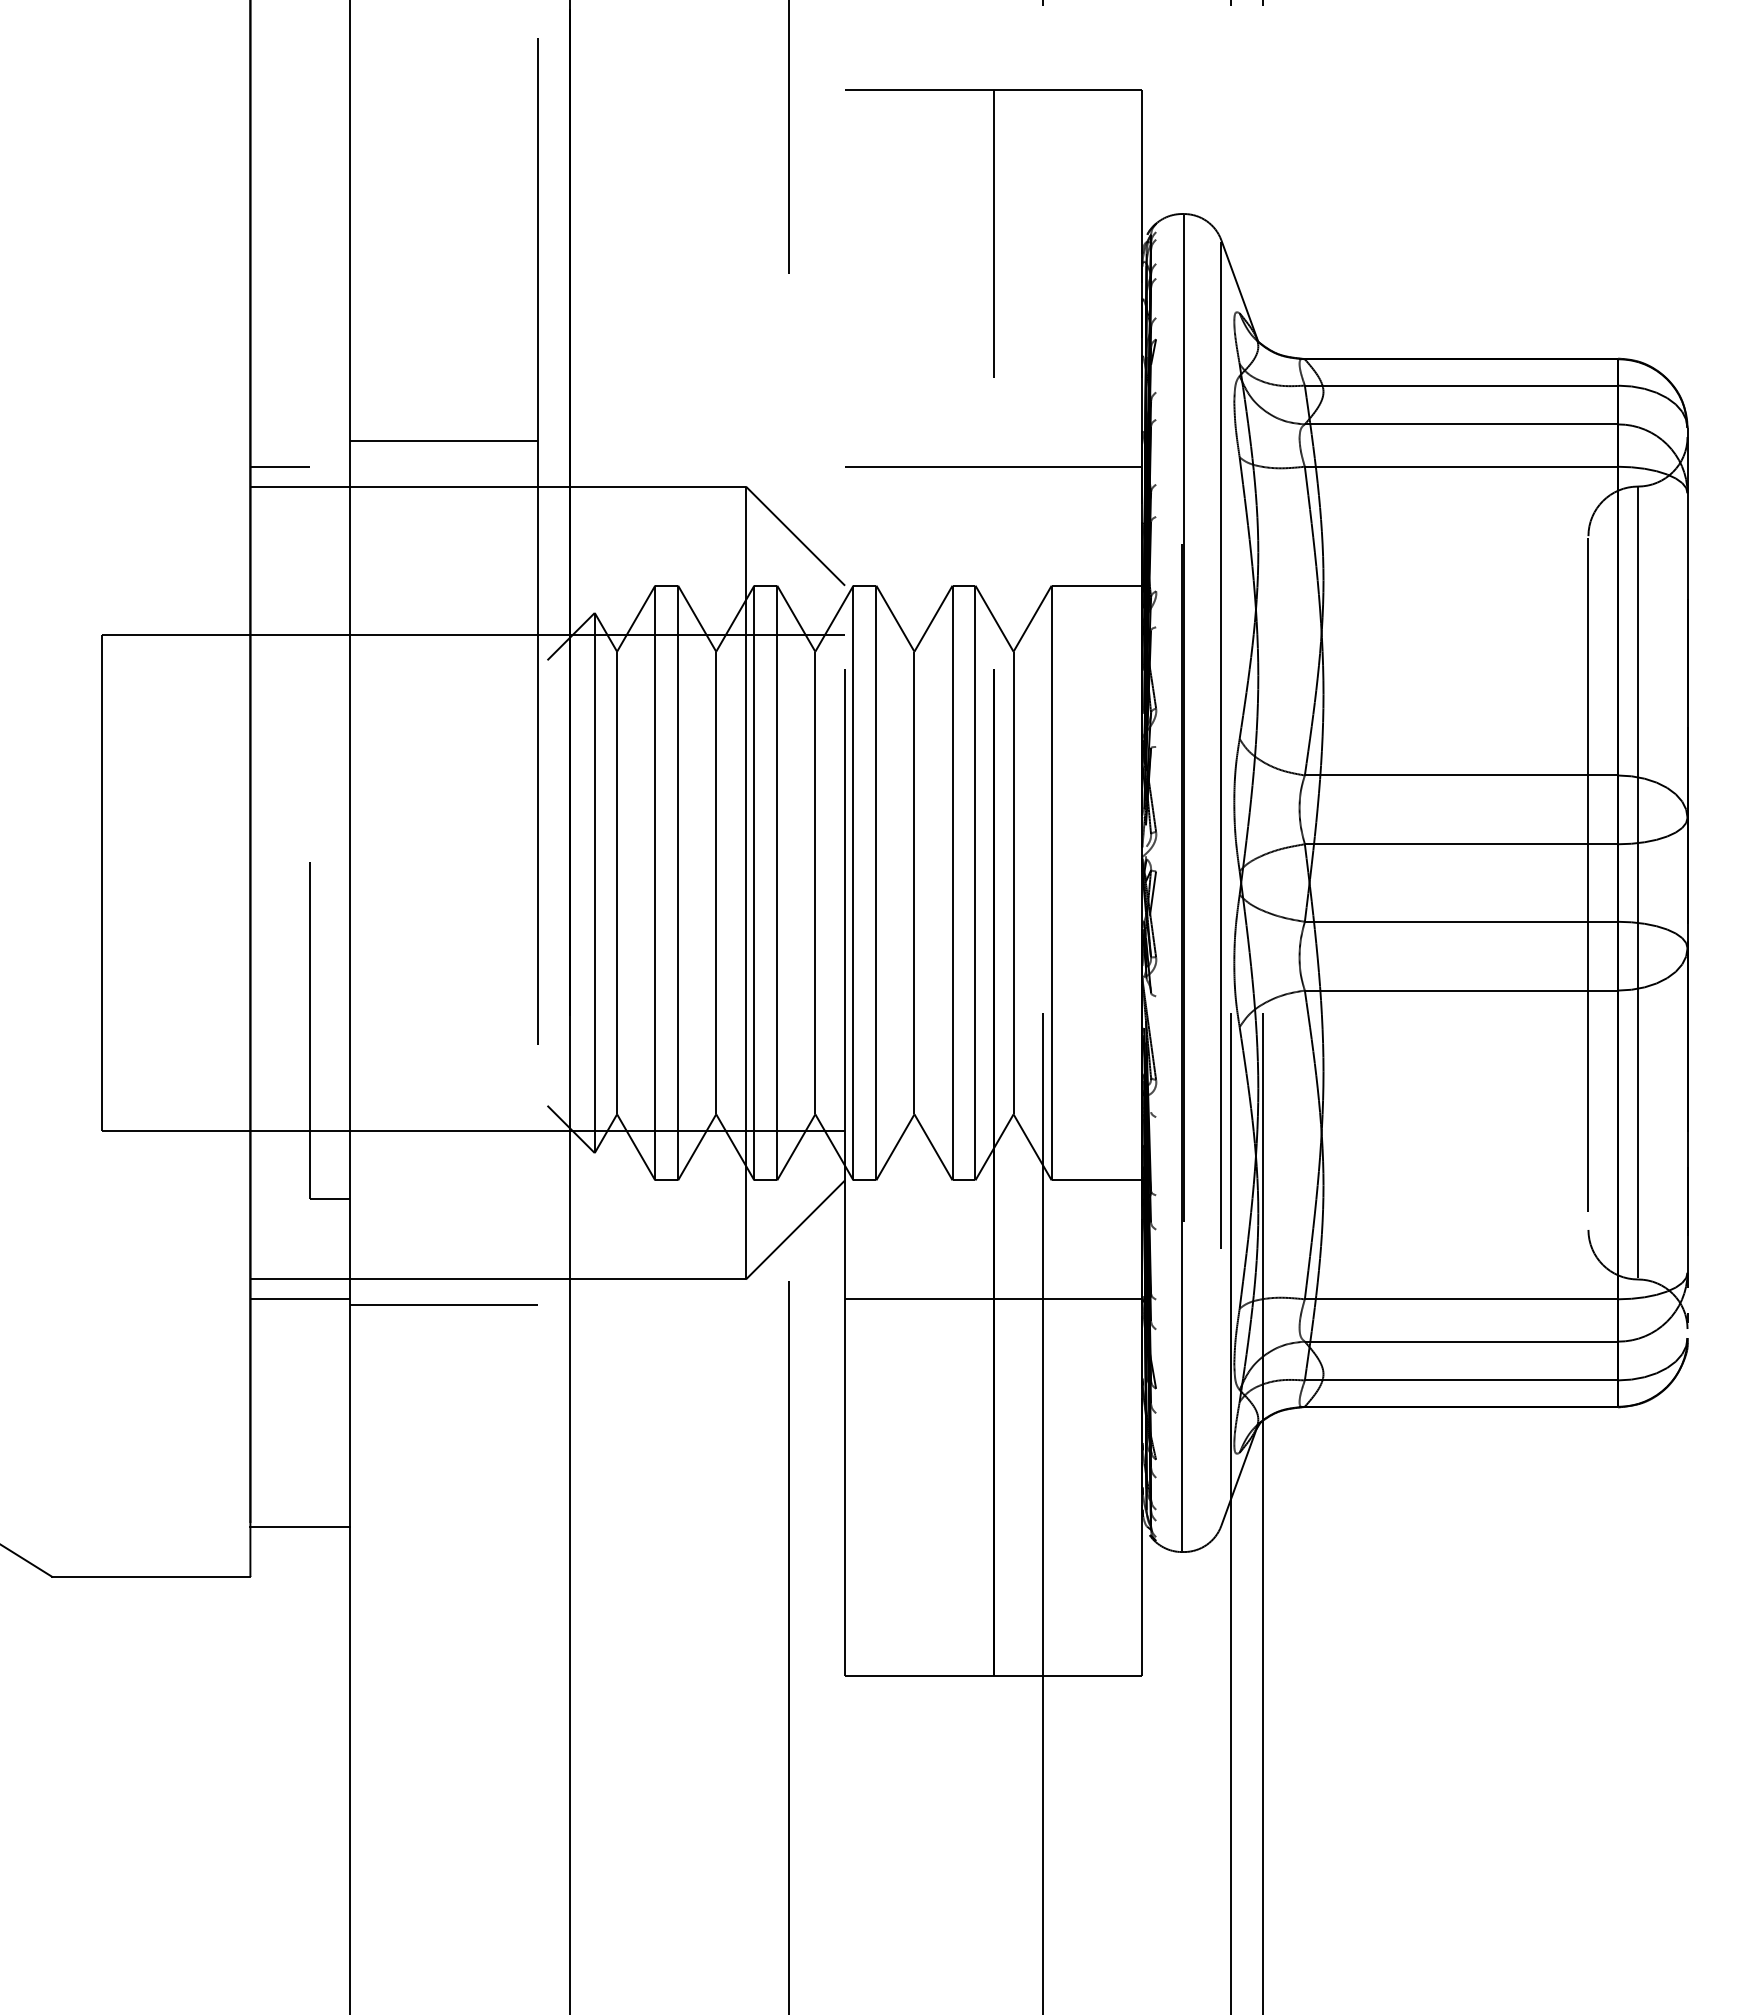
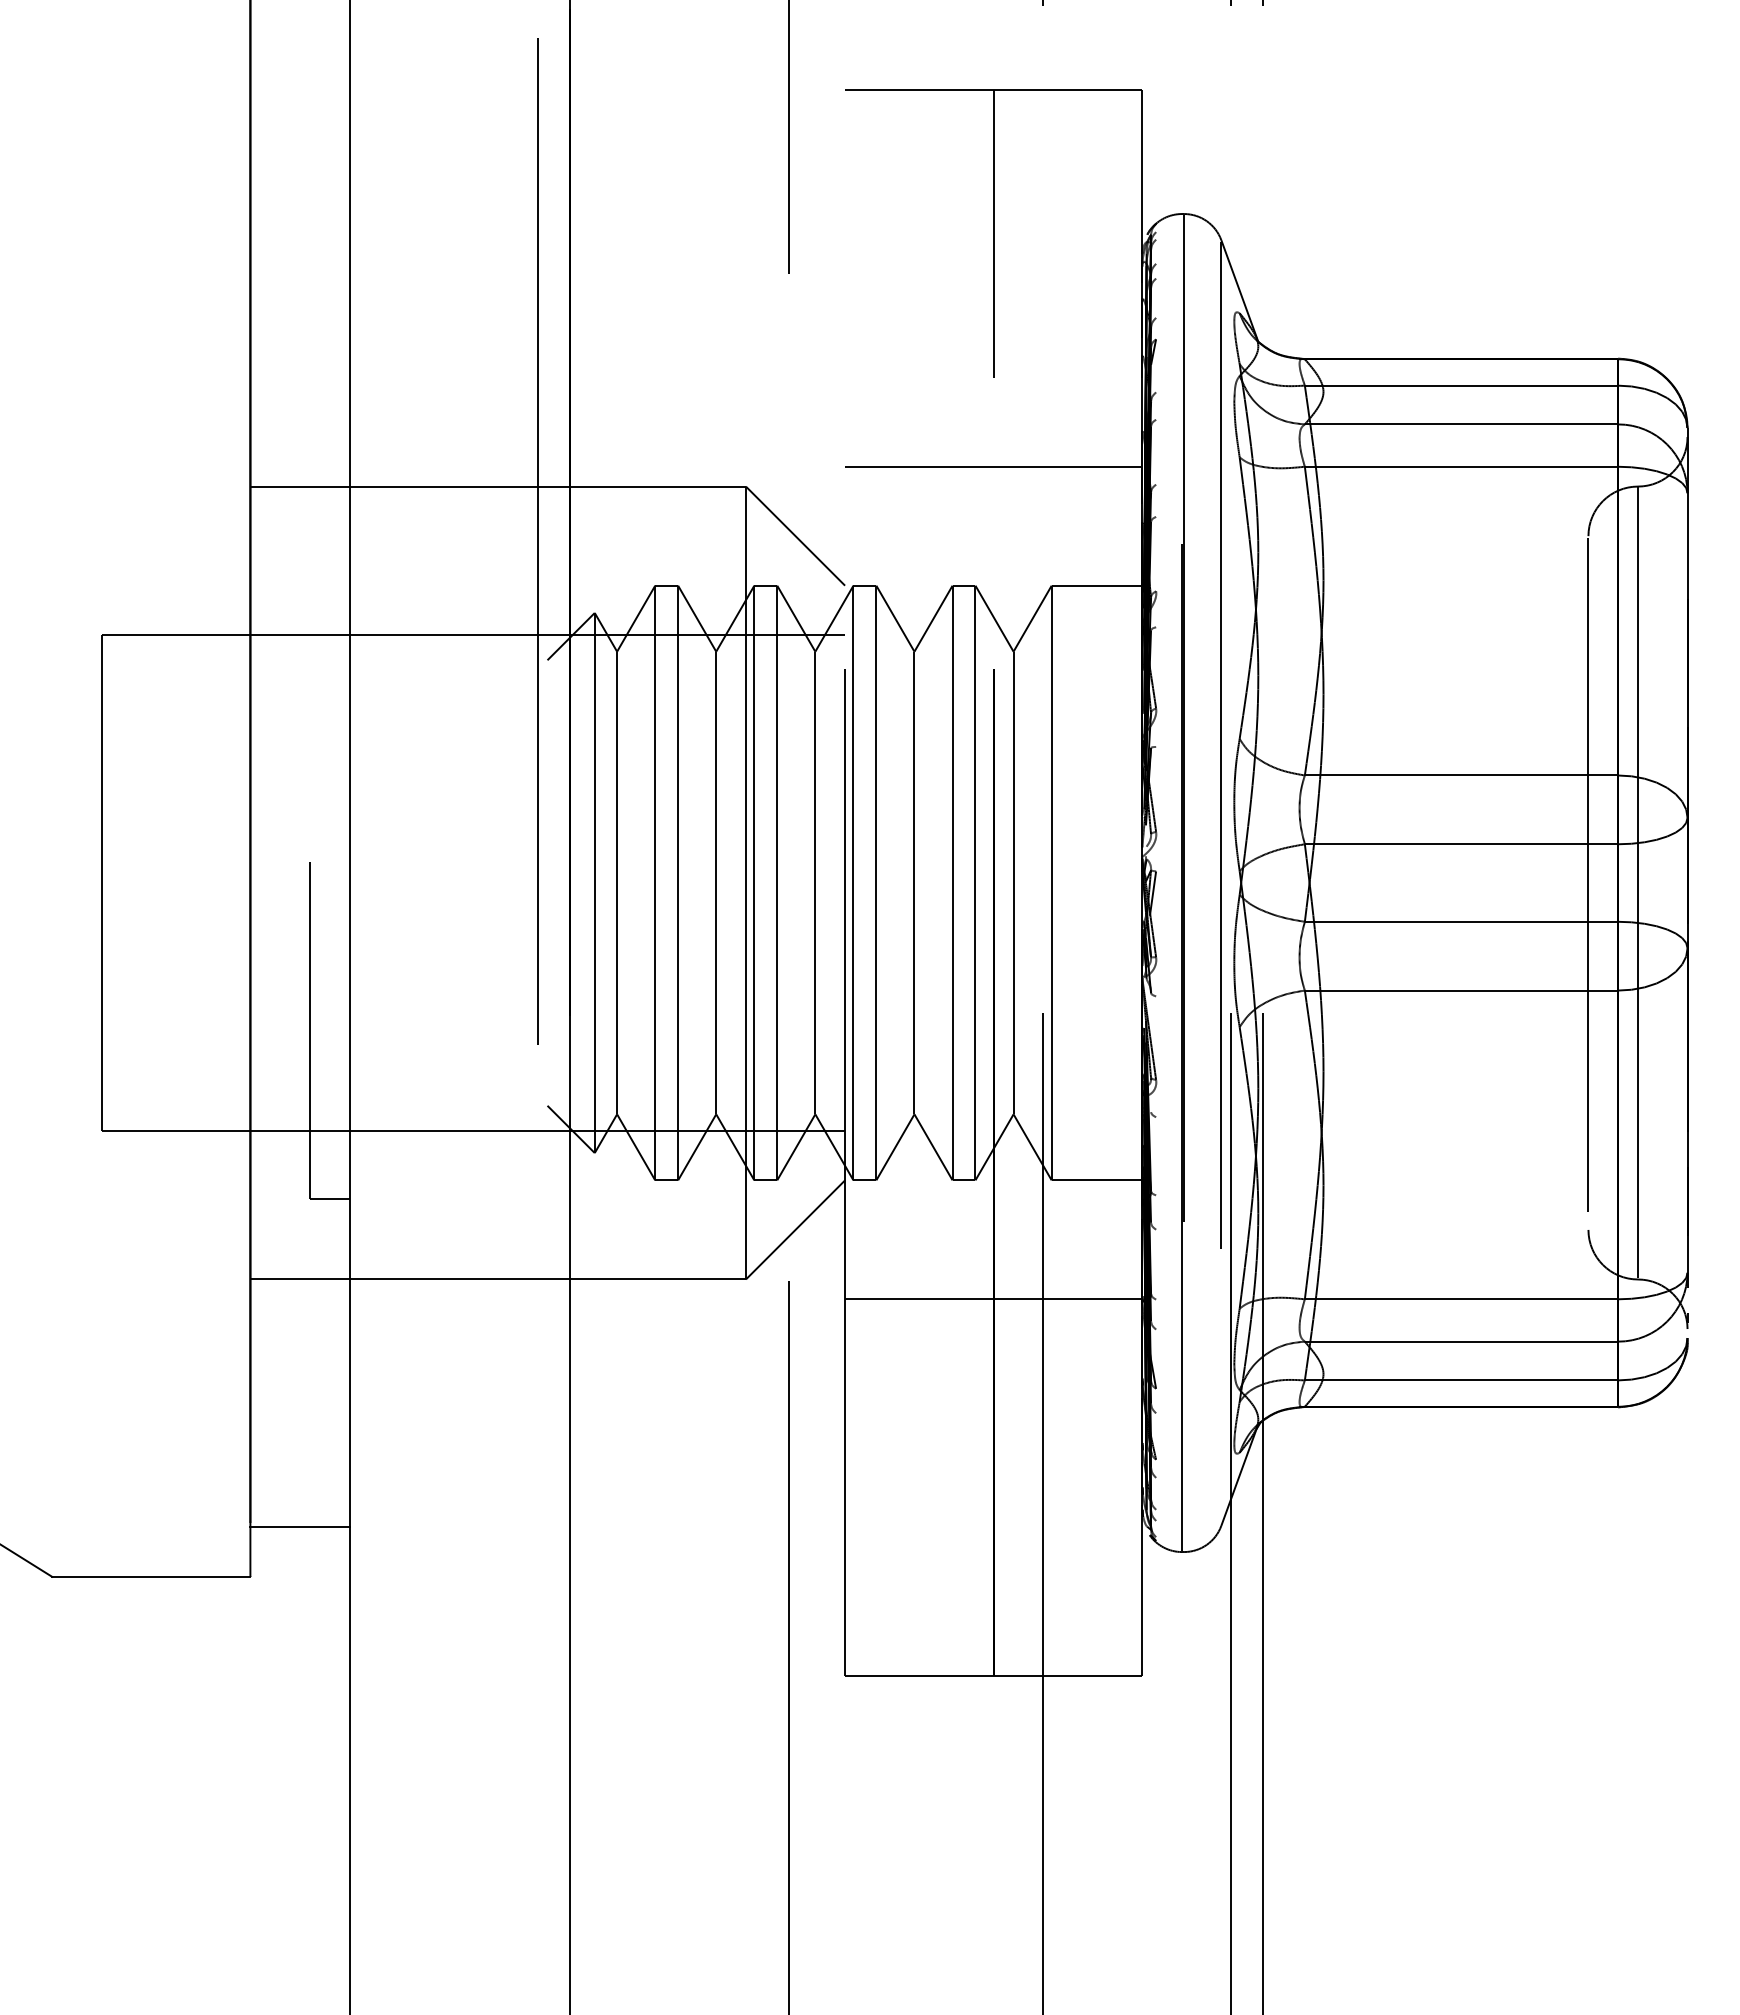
line: present -> none (443, 441)
line: present -> none (279, 466)
line: present -> none (299, 1299)
line: present -> none (443, 1304)
